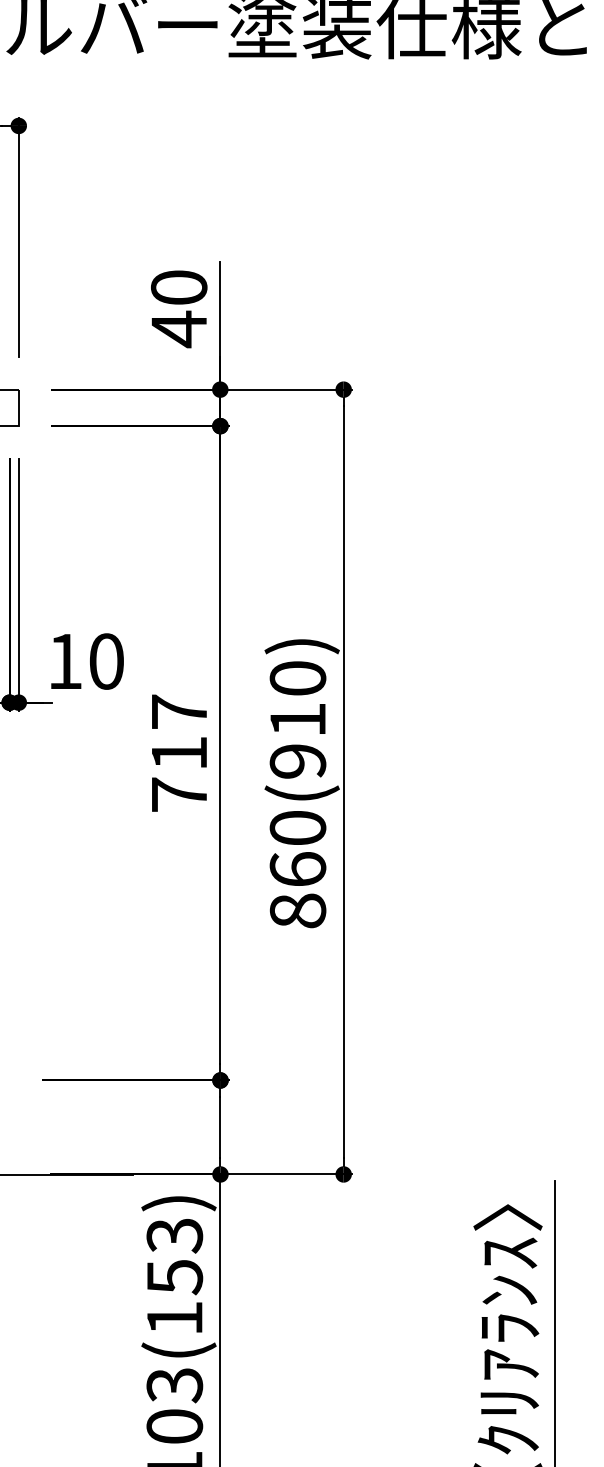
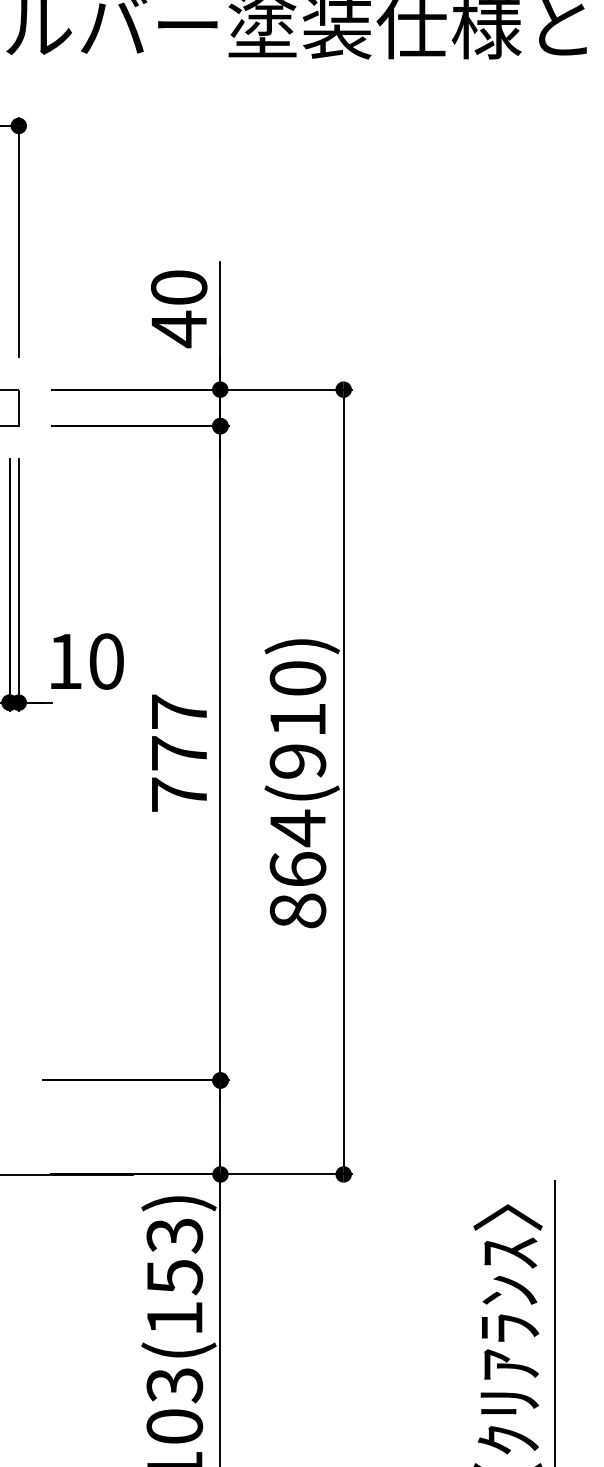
text: 717 -> 777 (179, 753)
text: 860(910) -> 864(910) (297, 828)
